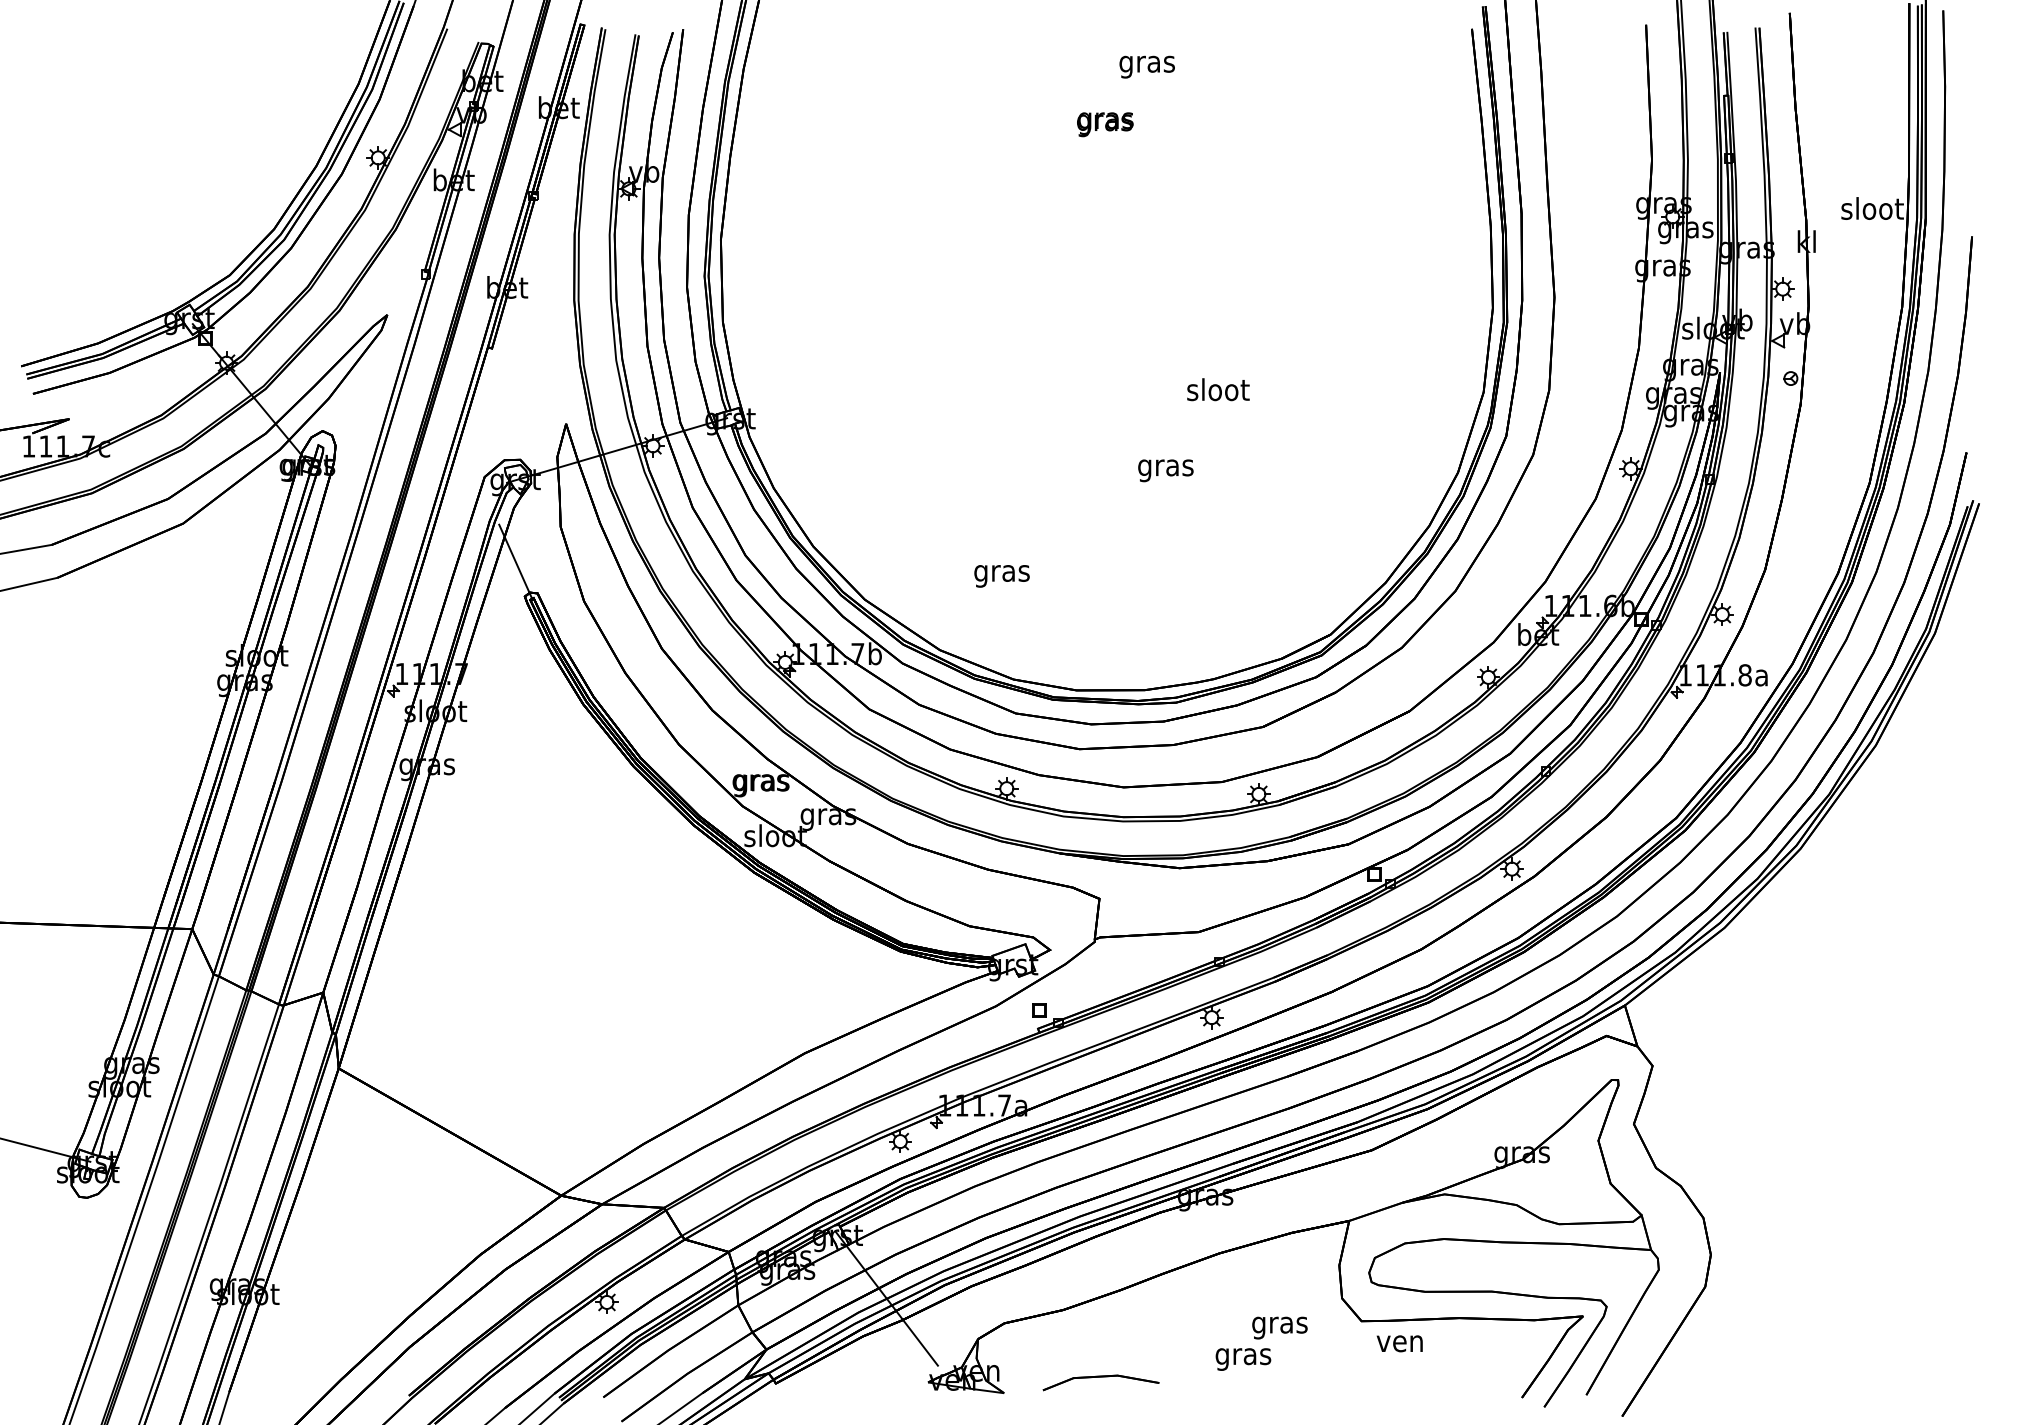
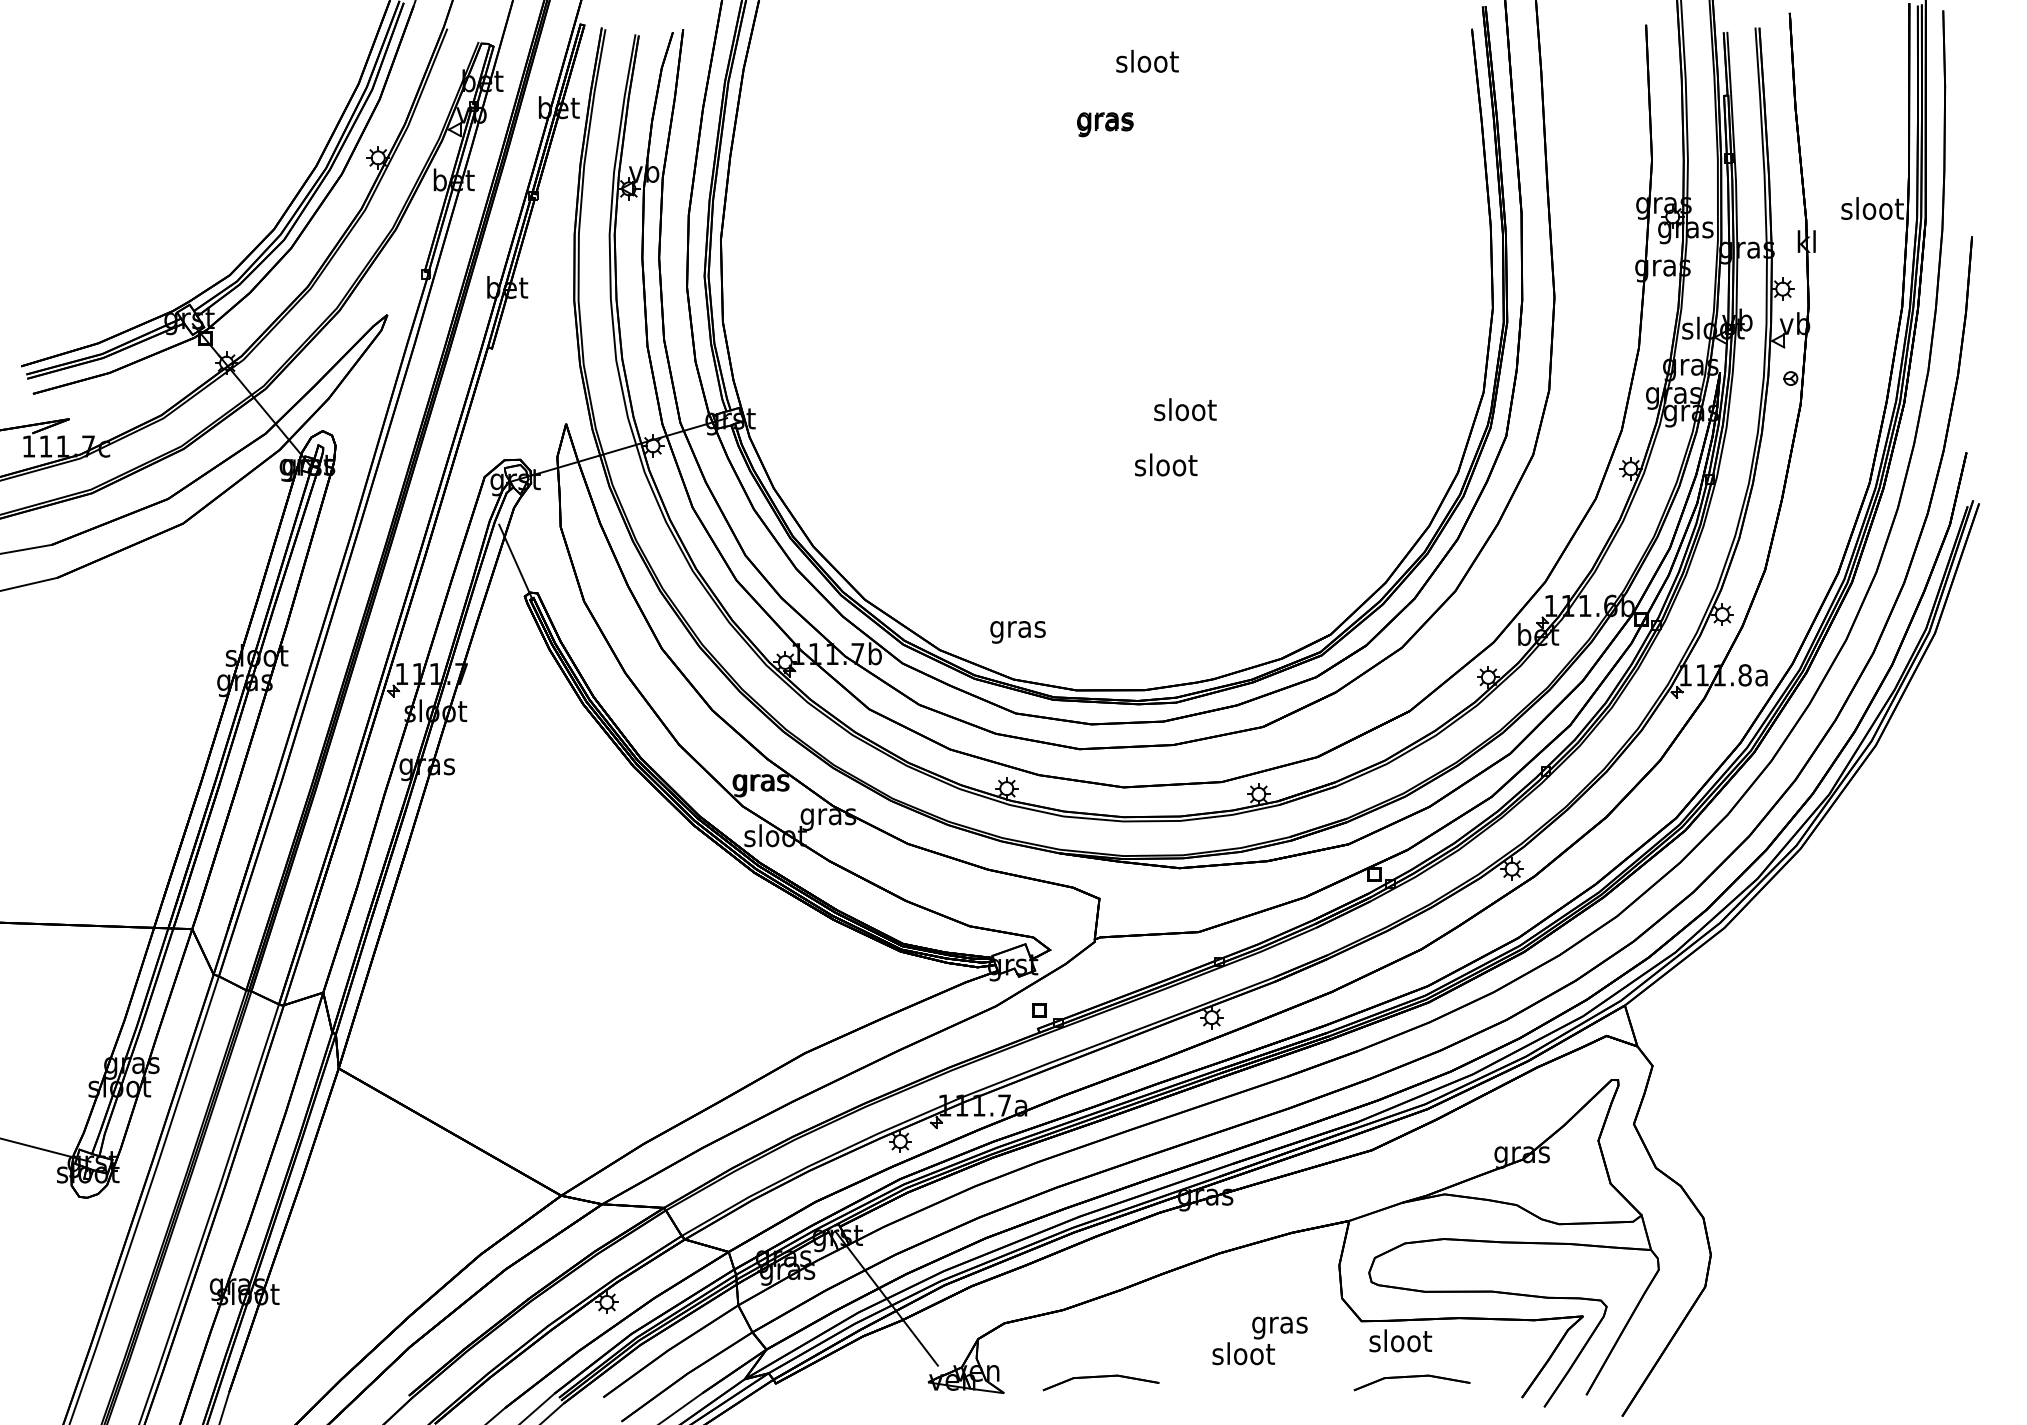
text: gras -> sloot (1147, 63)
text position: (1218, 389) -> (1185, 409) (1185, 409)
text: gras -> sloot (1166, 467)
text position: (1001, 576) -> (1017, 632) (1017, 632)
text: ven -> sloot (1400, 1340)
text: gras -> sloot (1243, 1356)
part: none -> present (1411, 1382)
